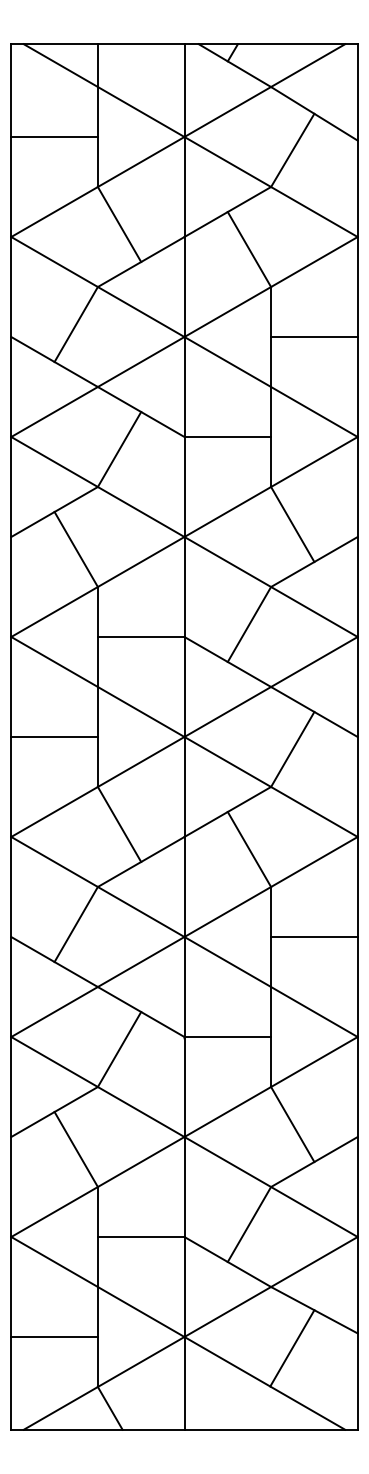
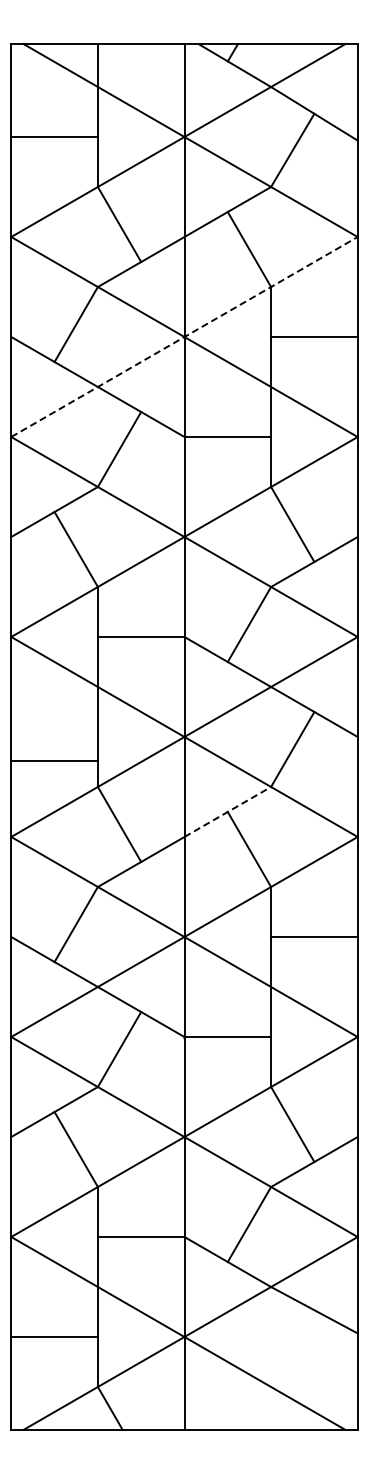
line: solid -> dashed (184, 337)
line position: (54, 736) -> (54, 760) (54, 760)
line: solid -> dashed (227, 811)
line: present -> none (292, 1348)
